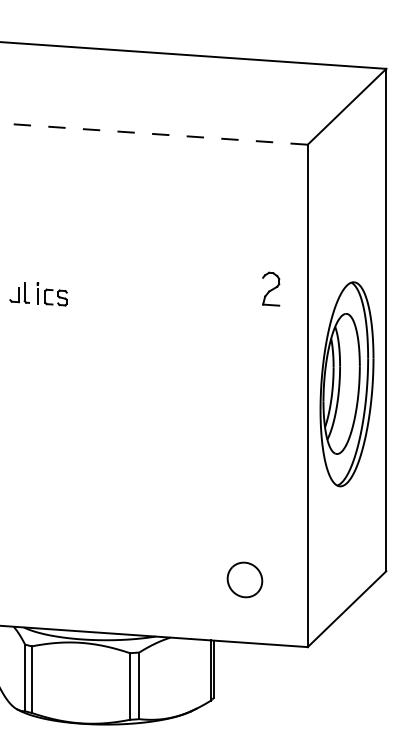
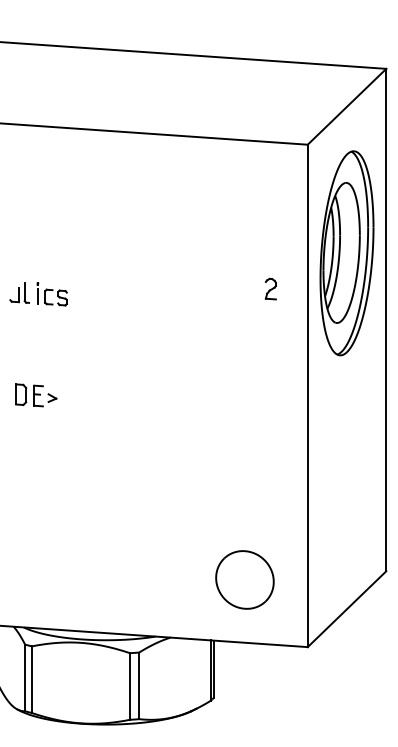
line: dashed -> solid (154, 134)
part size: 19x36 px -> 13x24 px (270, 288)
part position: (346, 384) -> (346, 253) (346, 253)
part: none -> present (36, 395)
part size: 38x38 px -> 60x60 px (244, 579)
